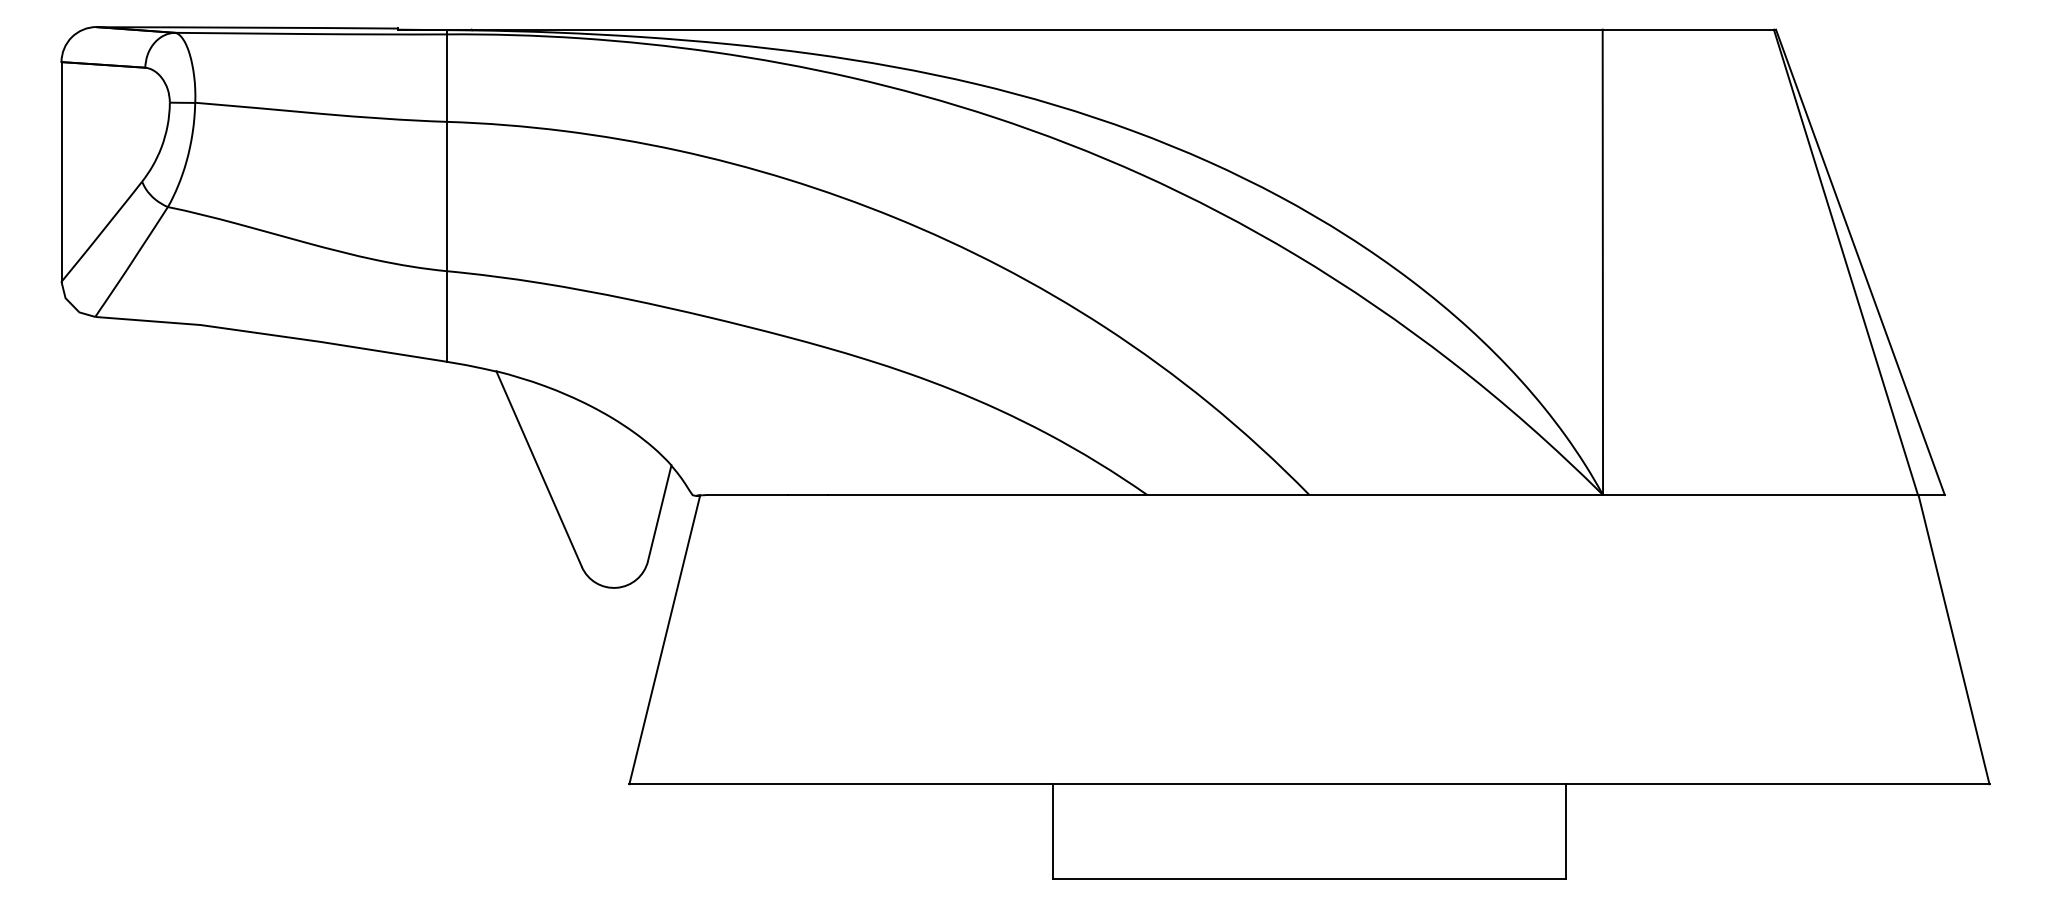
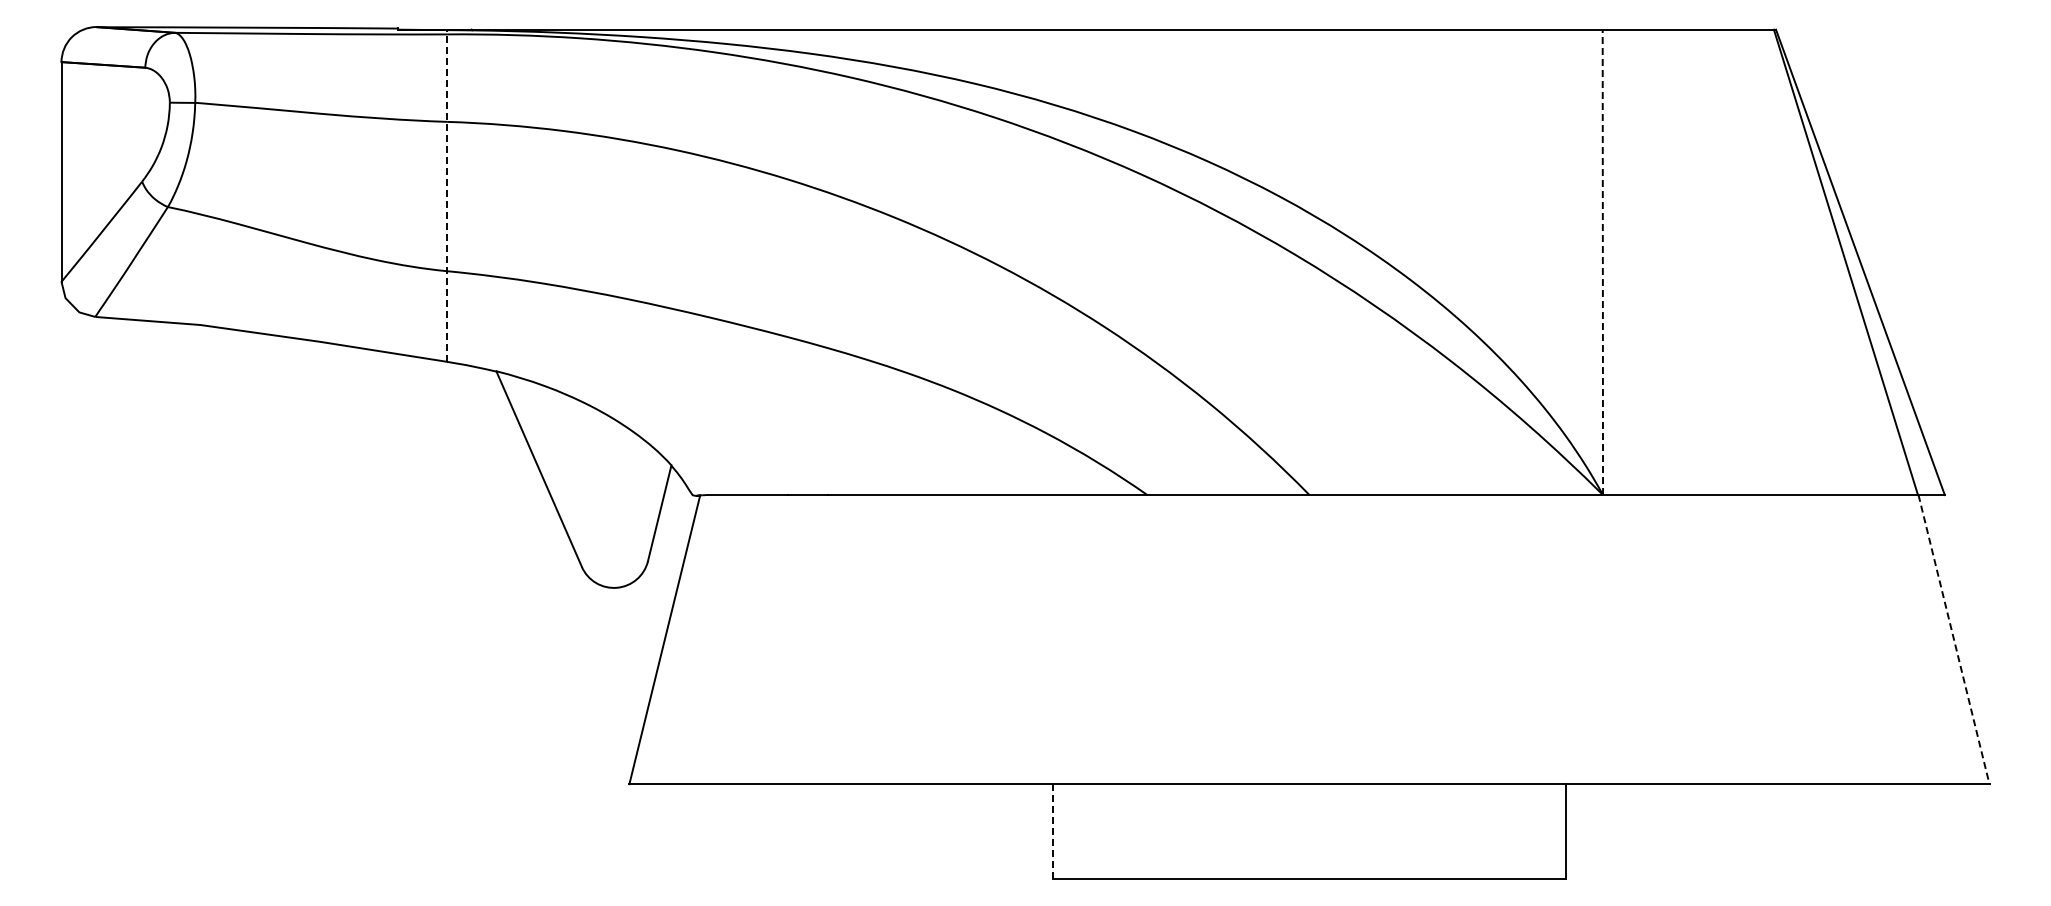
line: solid -> dashed (447, 195)
line: solid -> dashed (1602, 262)
line: solid -> dashed (1954, 639)
line: solid -> dashed (1052, 832)
